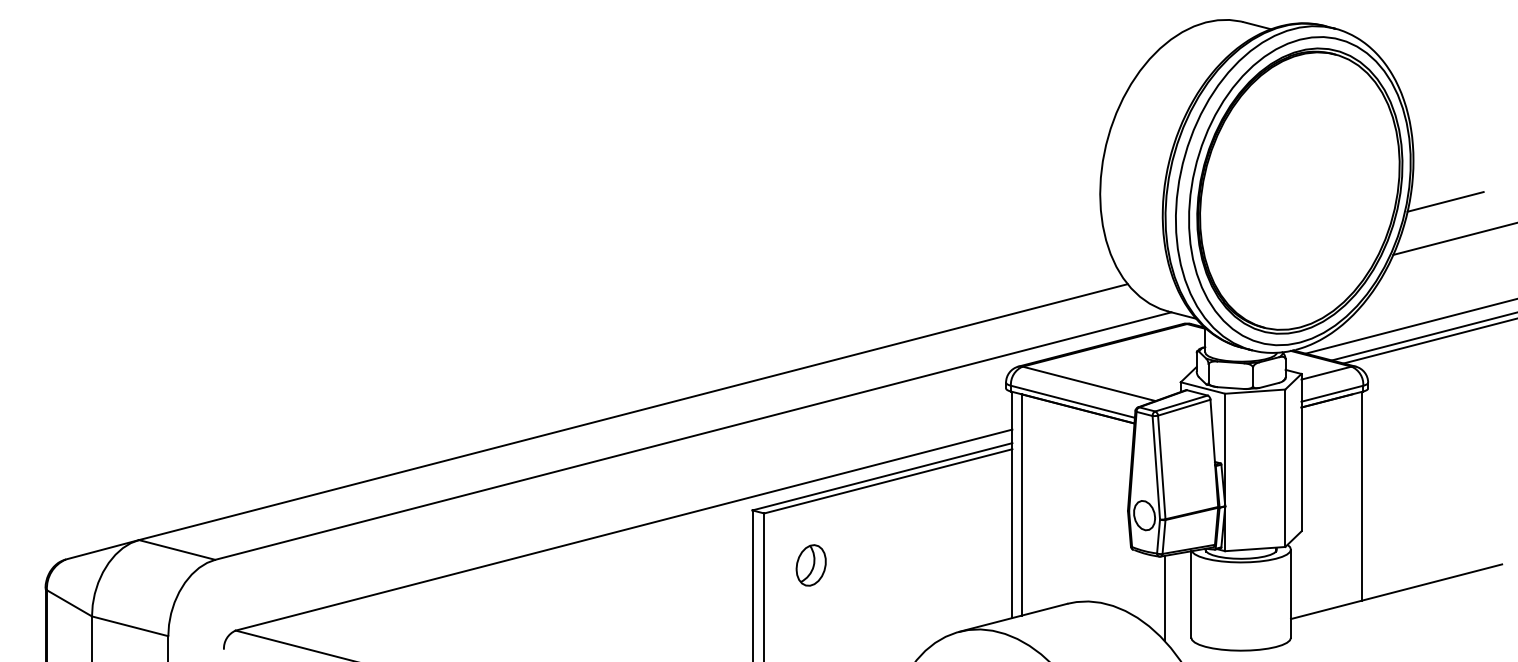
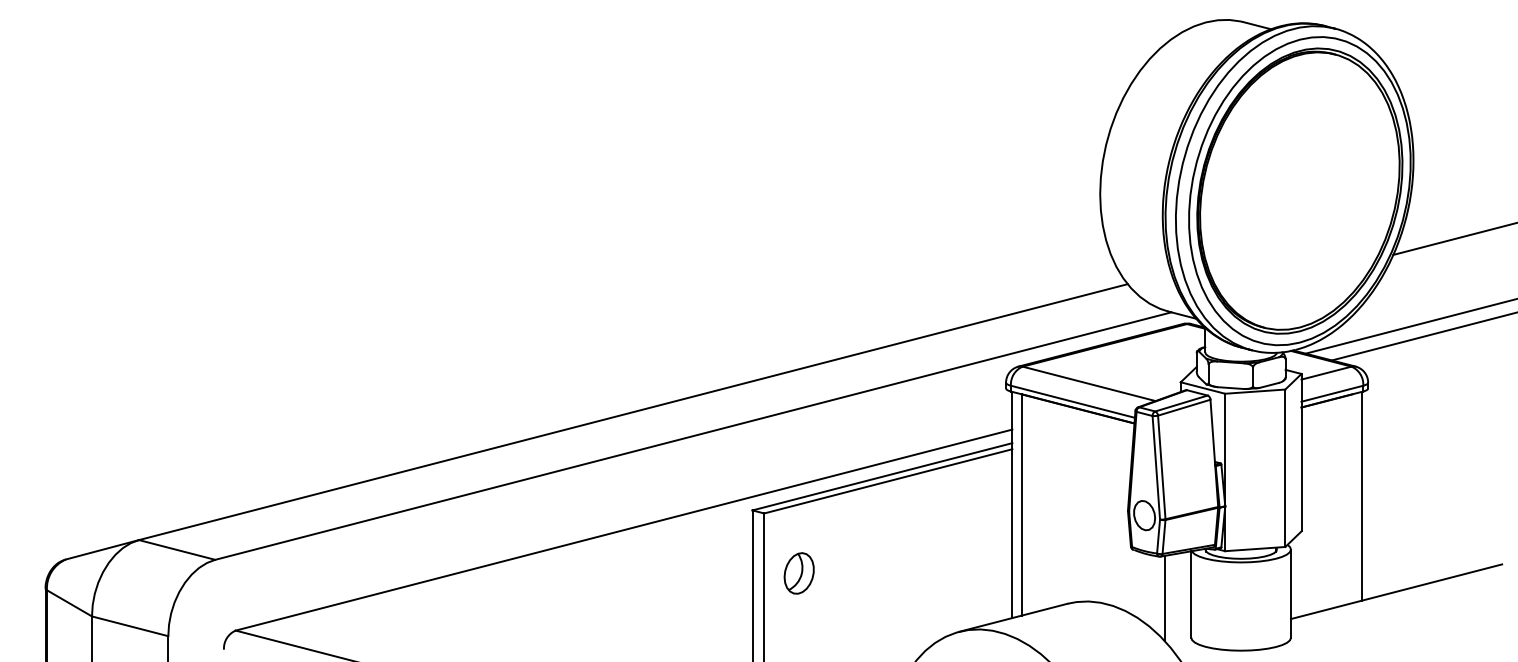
line: present -> none (1445, 201)
line: present -> none (1428, 341)
part position: (810, 565) -> (798, 573) (798, 573)
